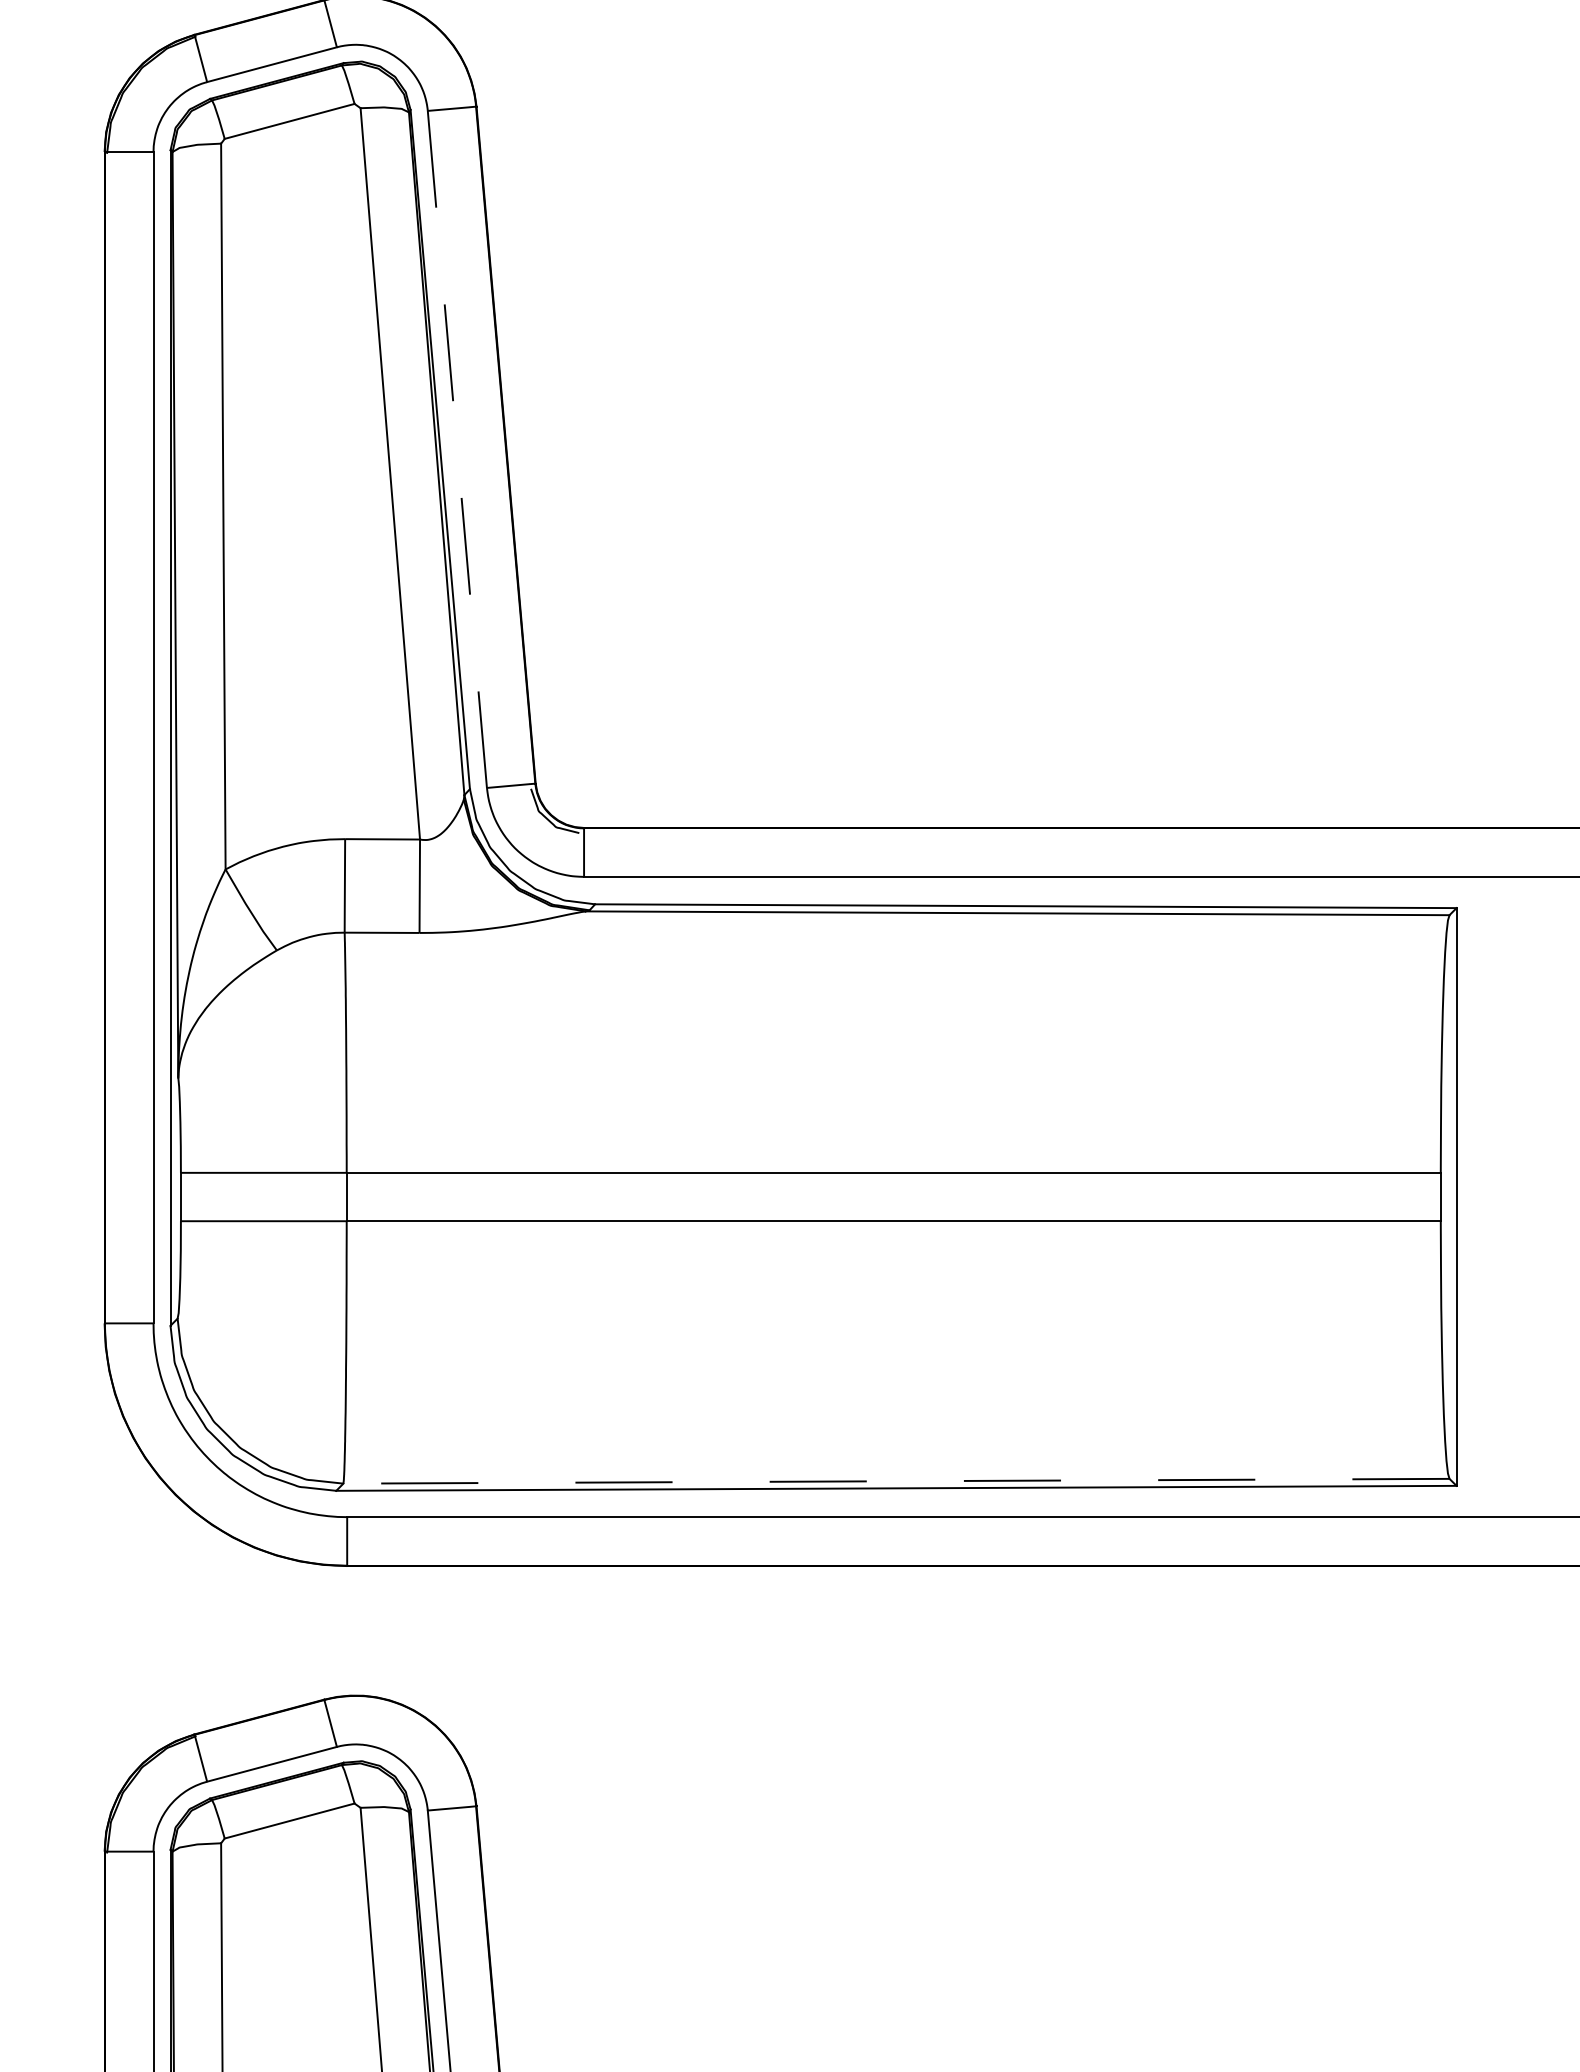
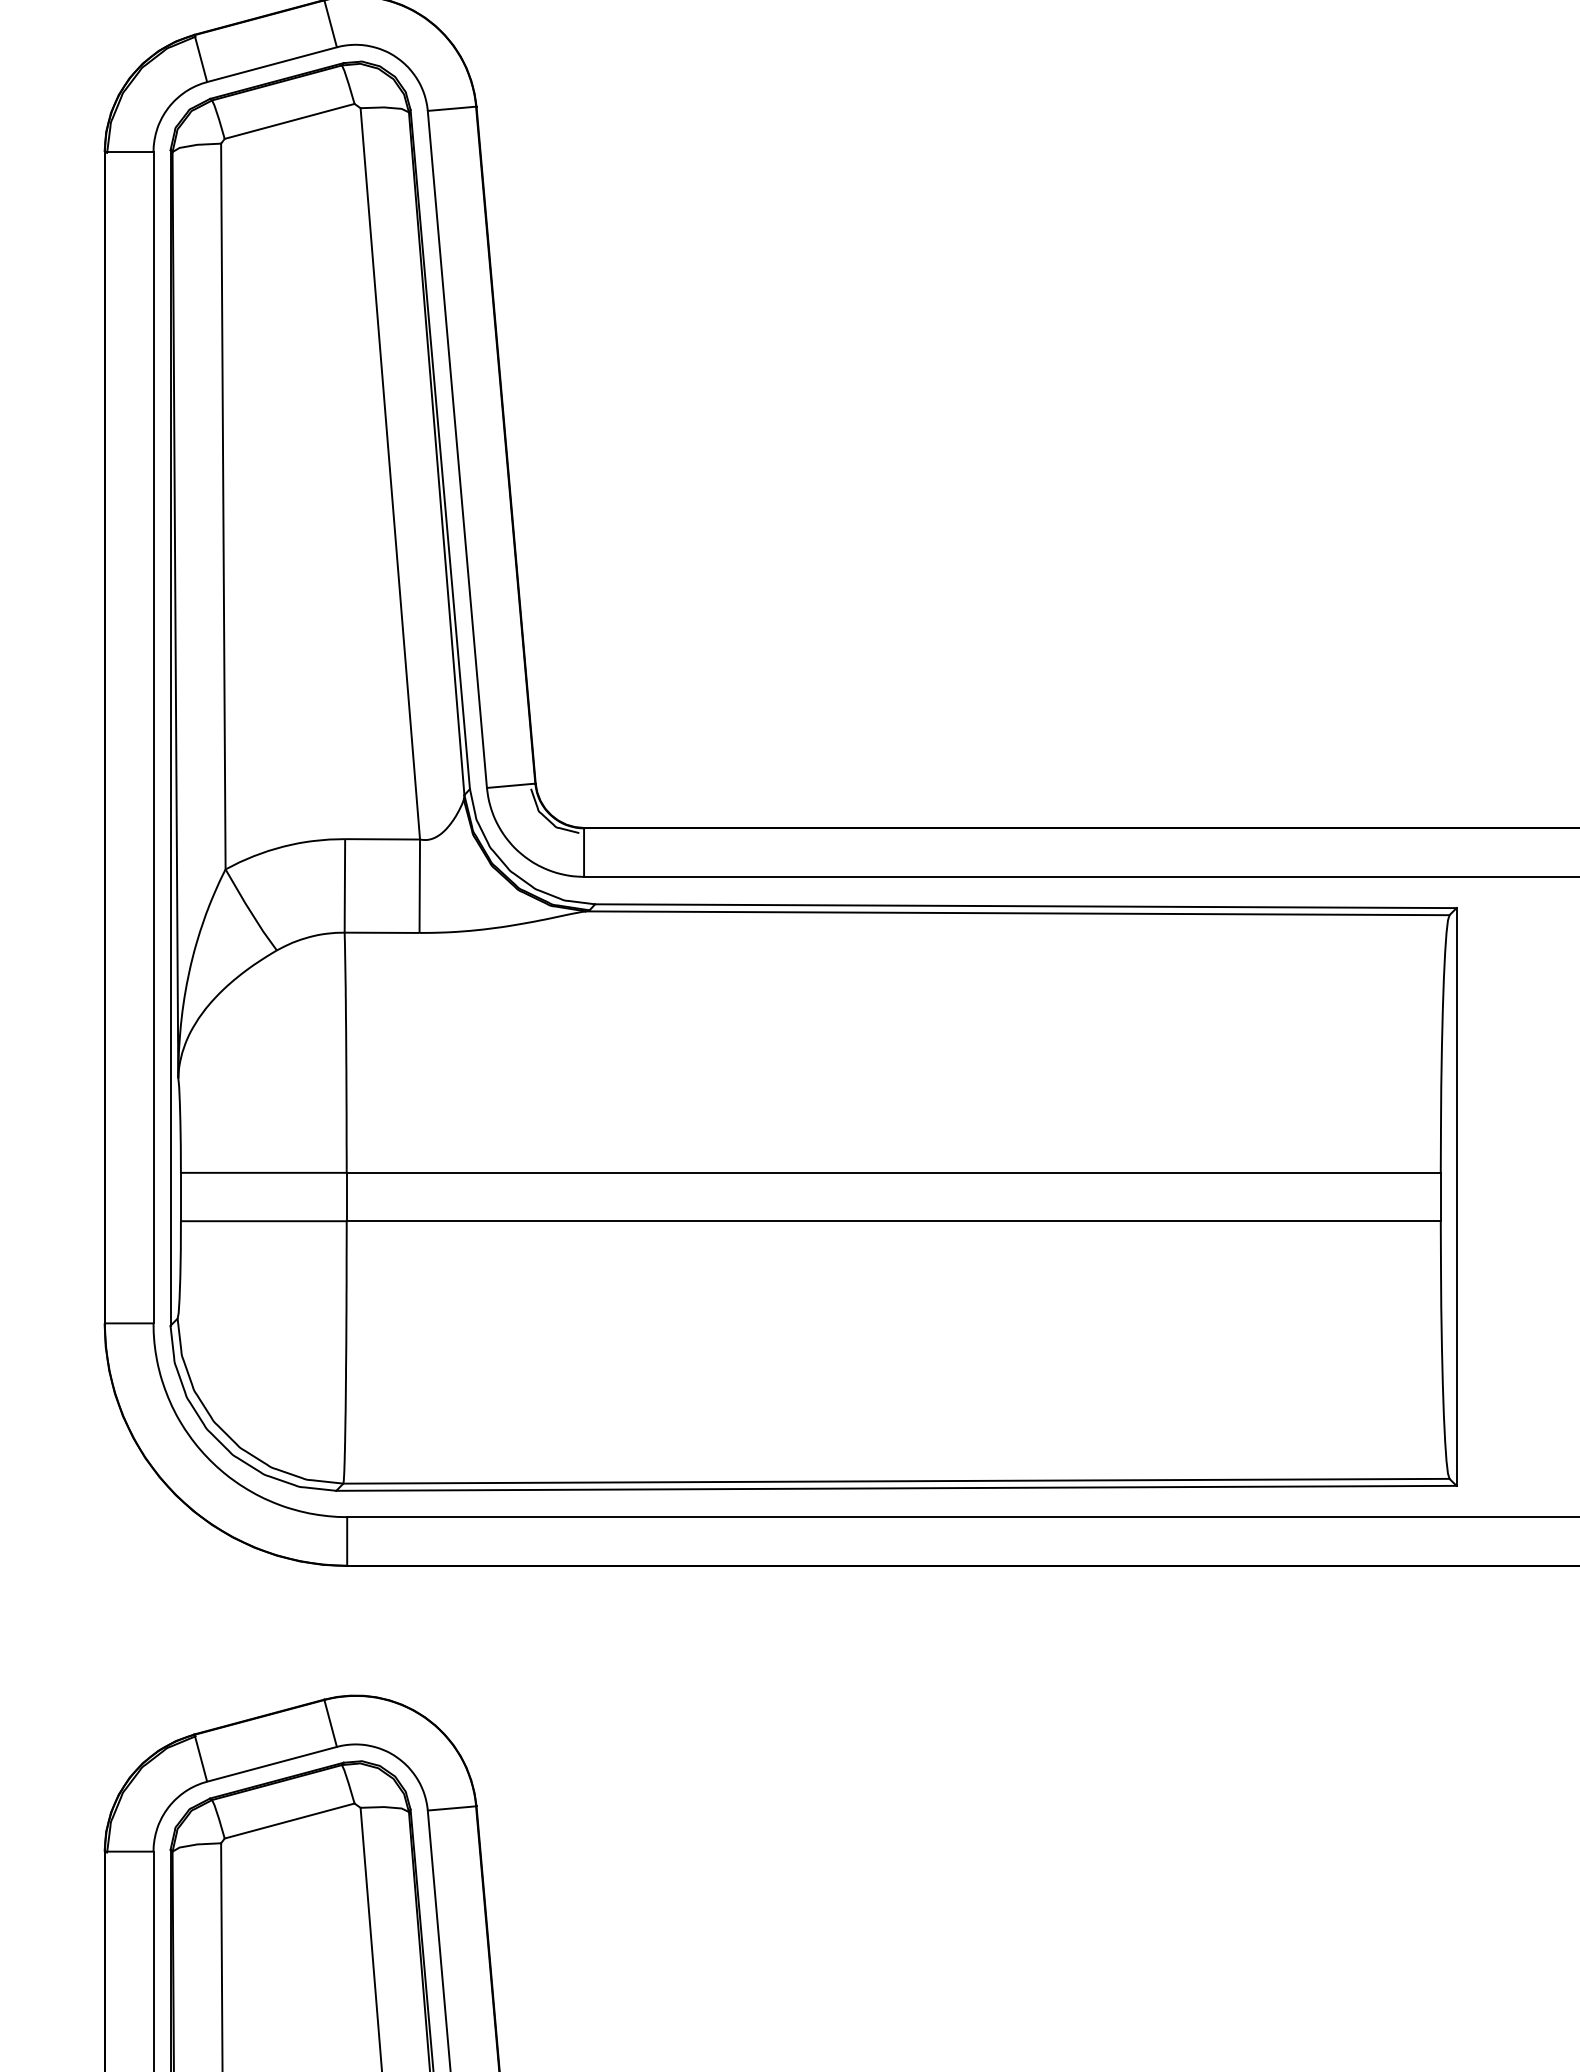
line: dashed -> solid (457, 449)
line: dashed -> solid (895, 1481)
